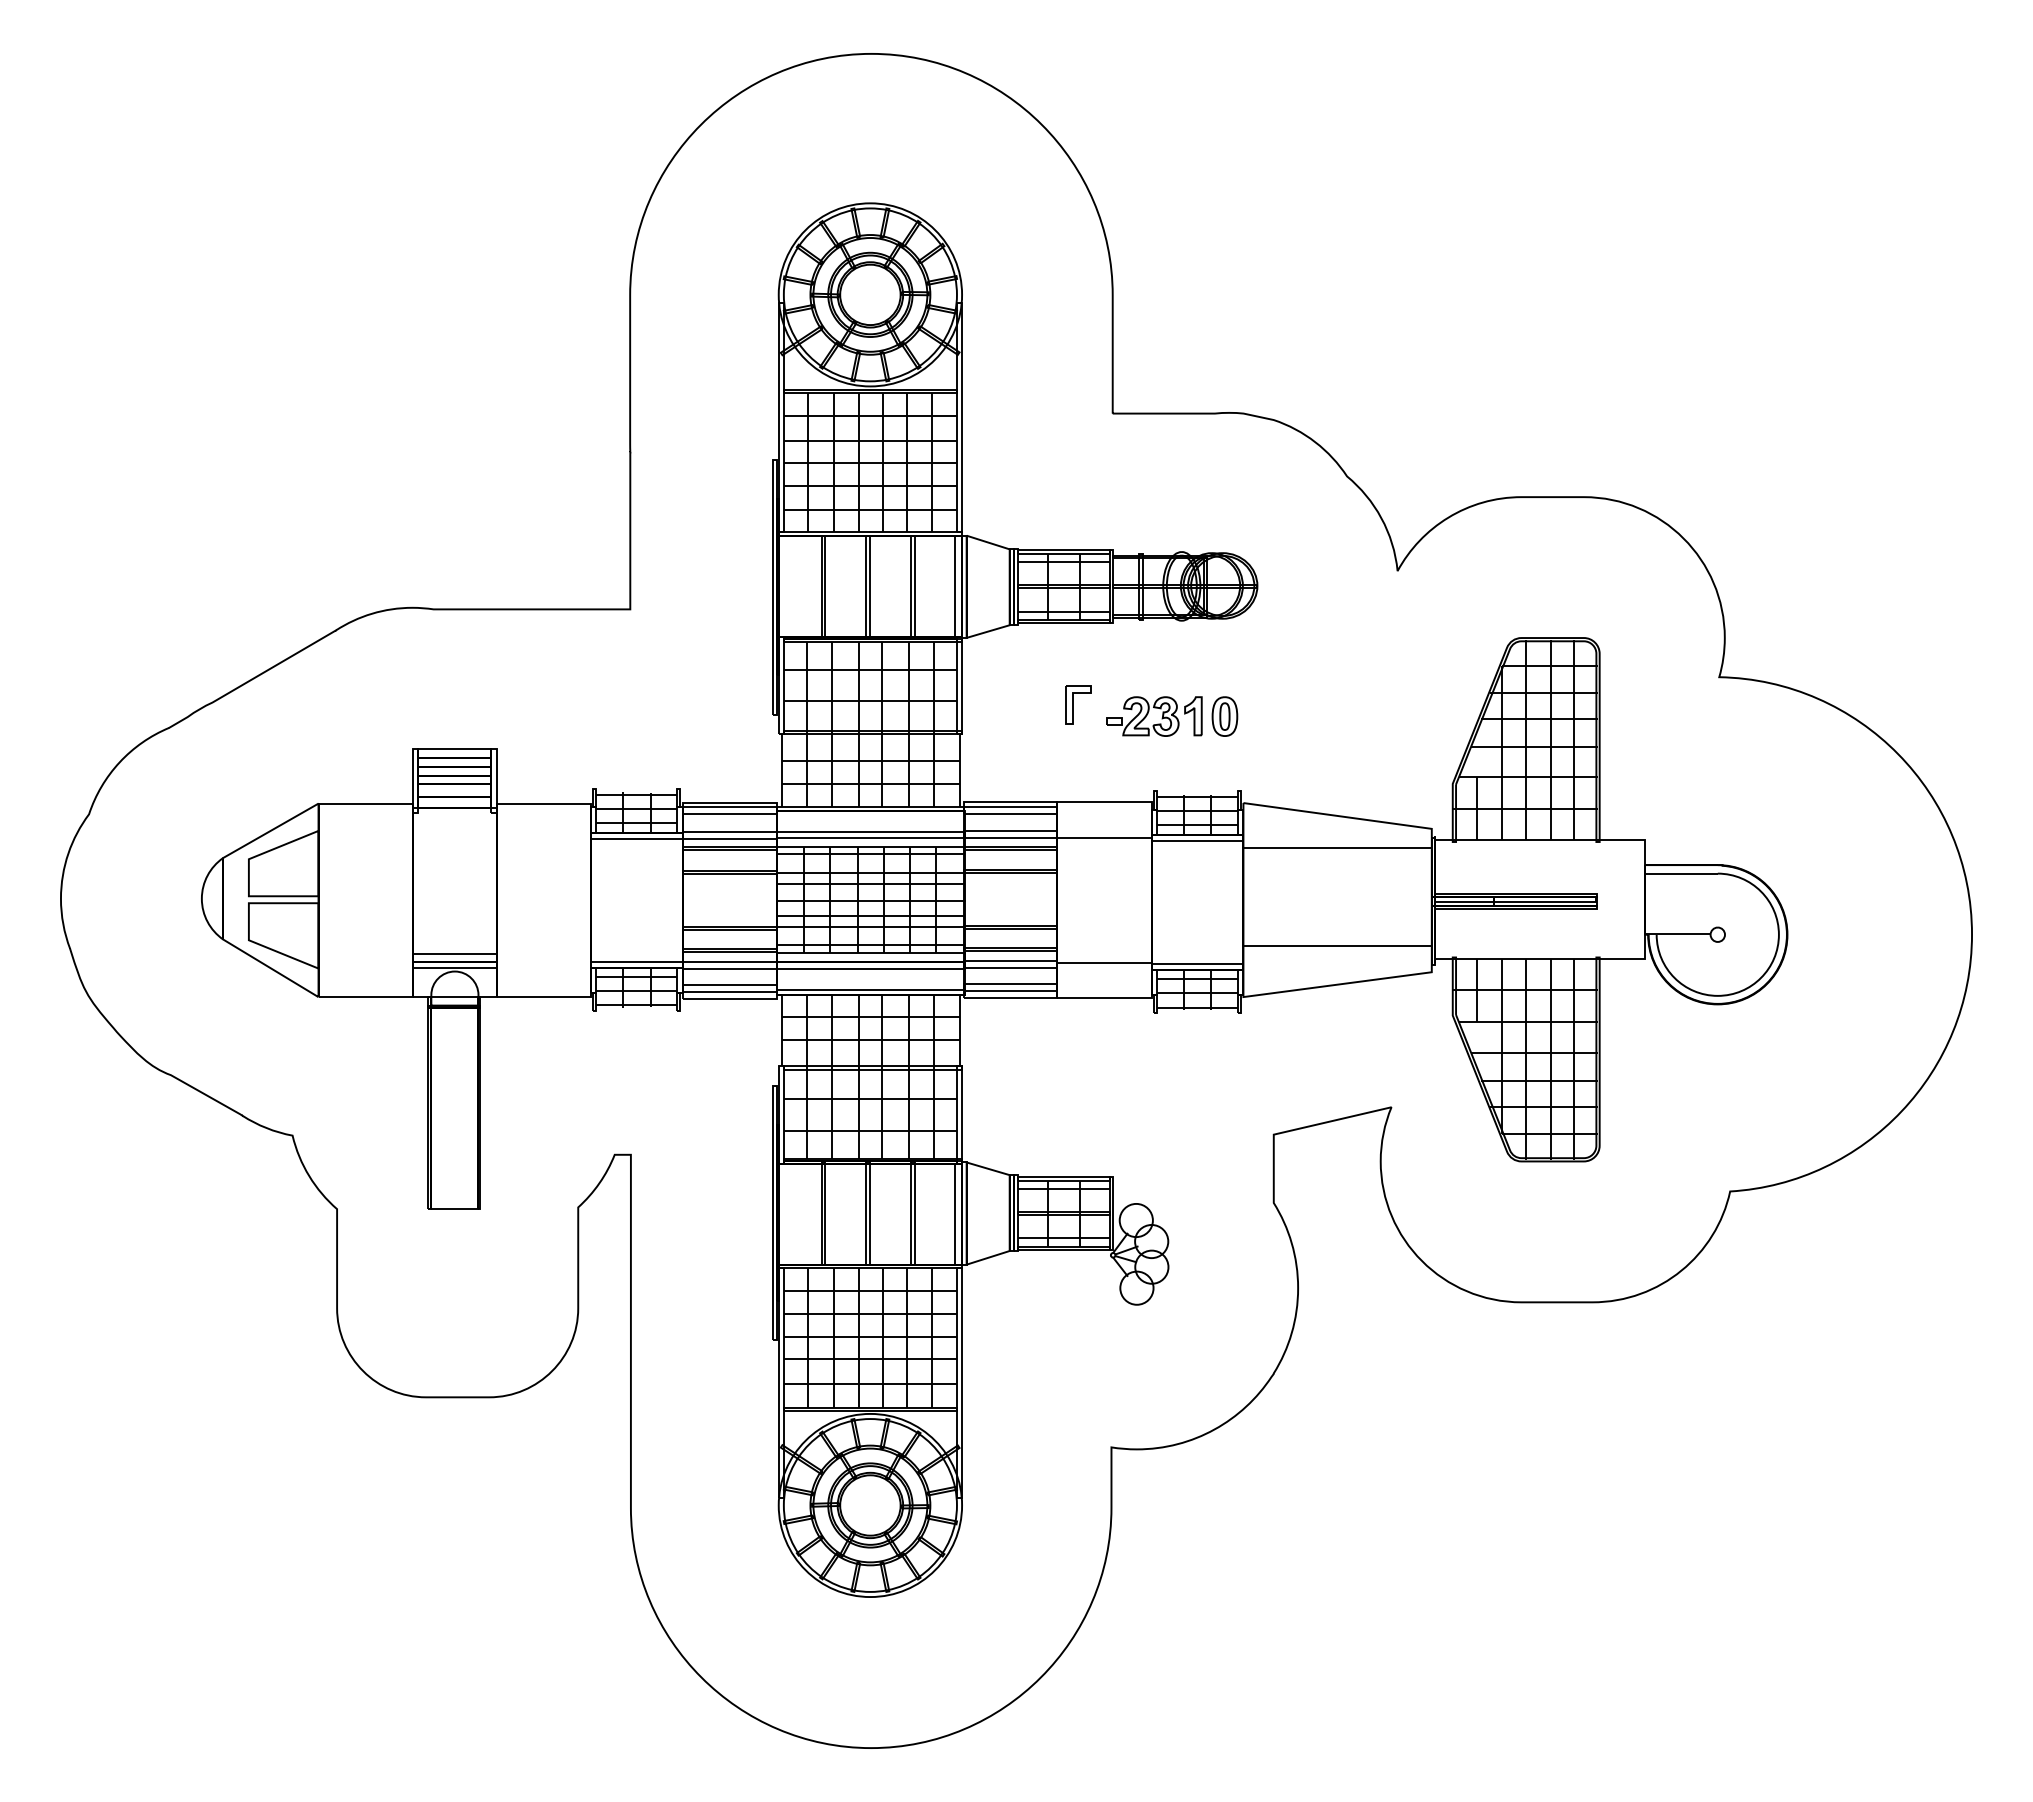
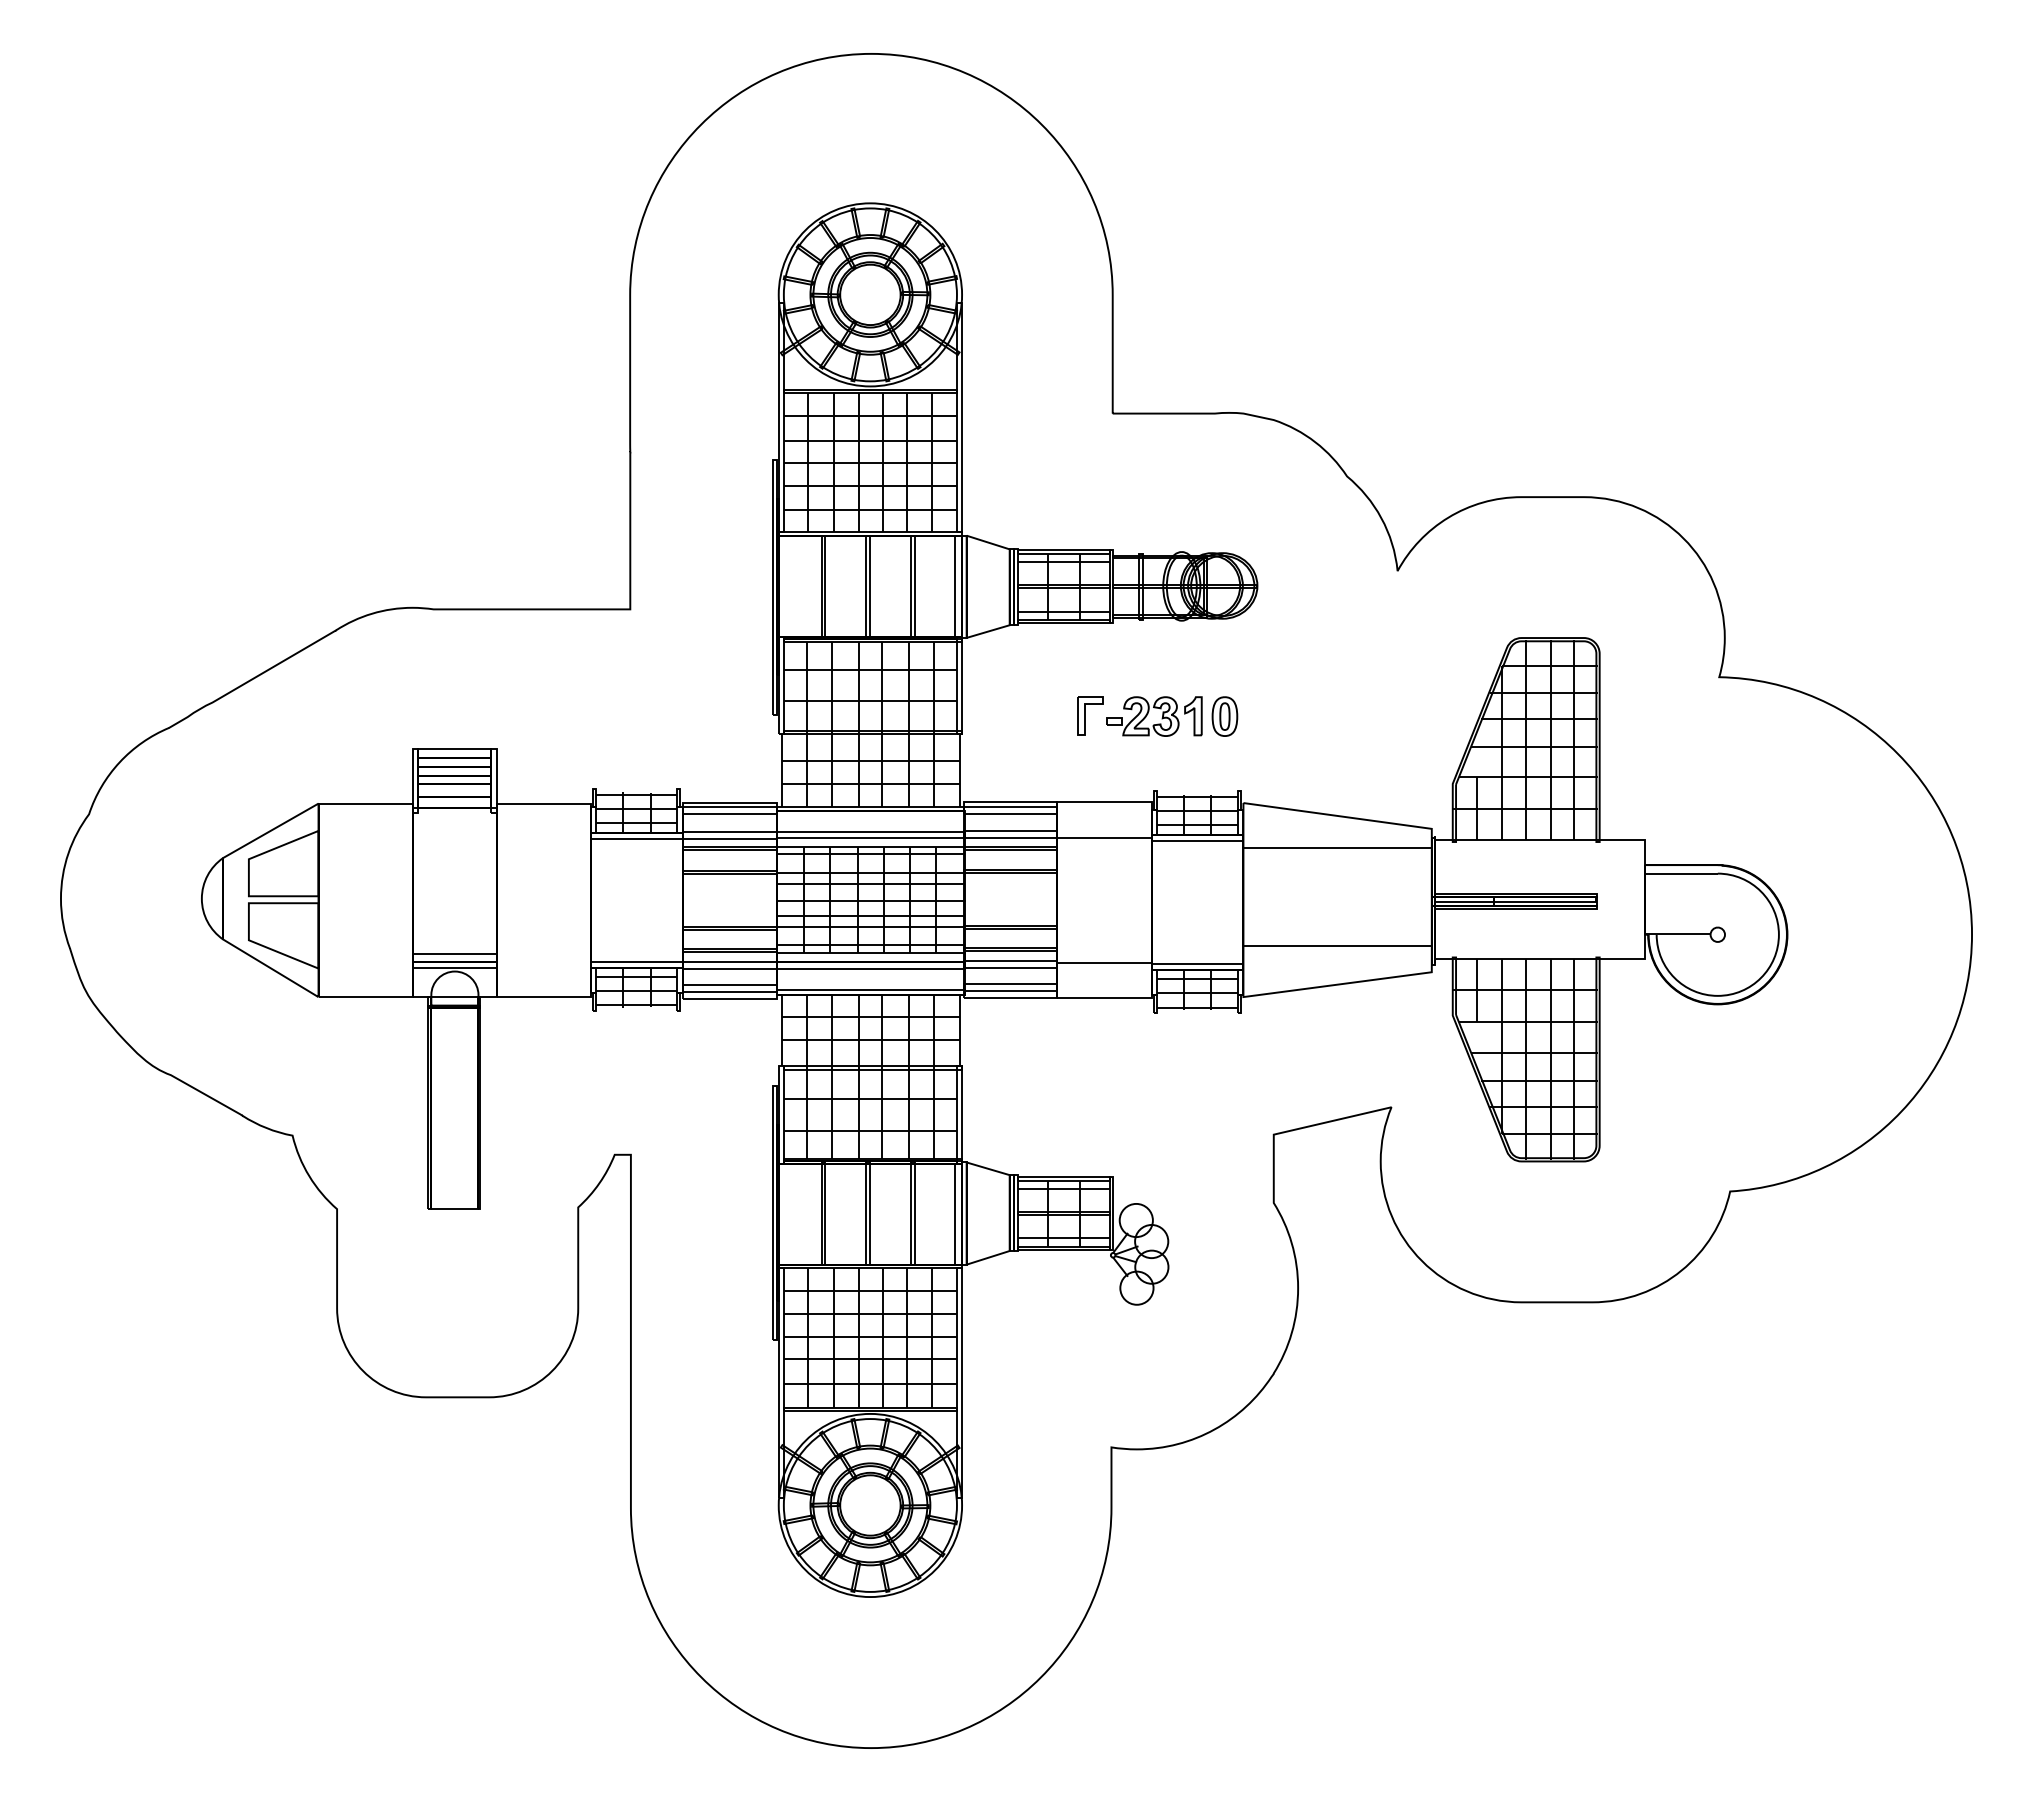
part position: (1078, 704) -> (1090, 715) (1090, 715)
